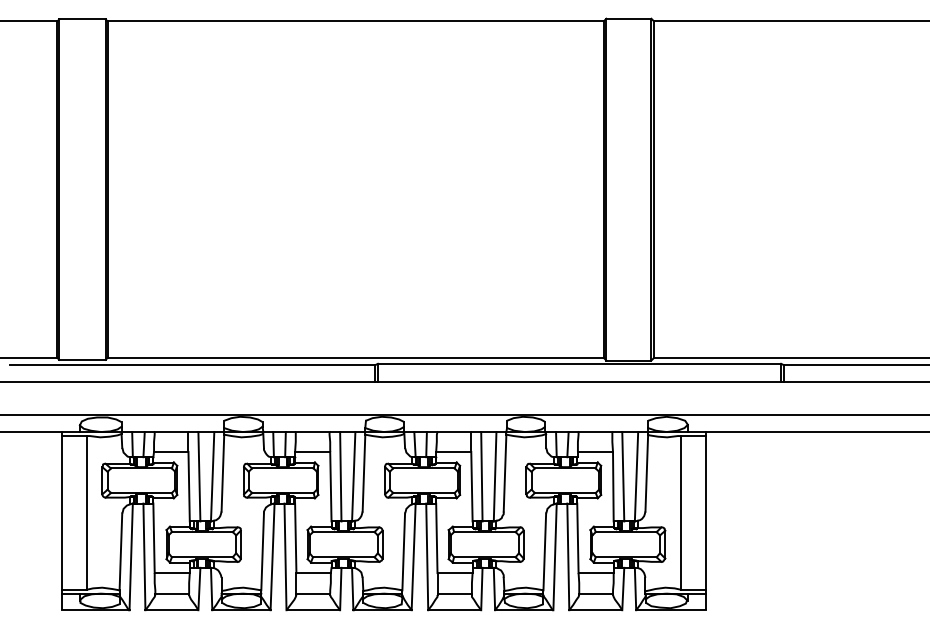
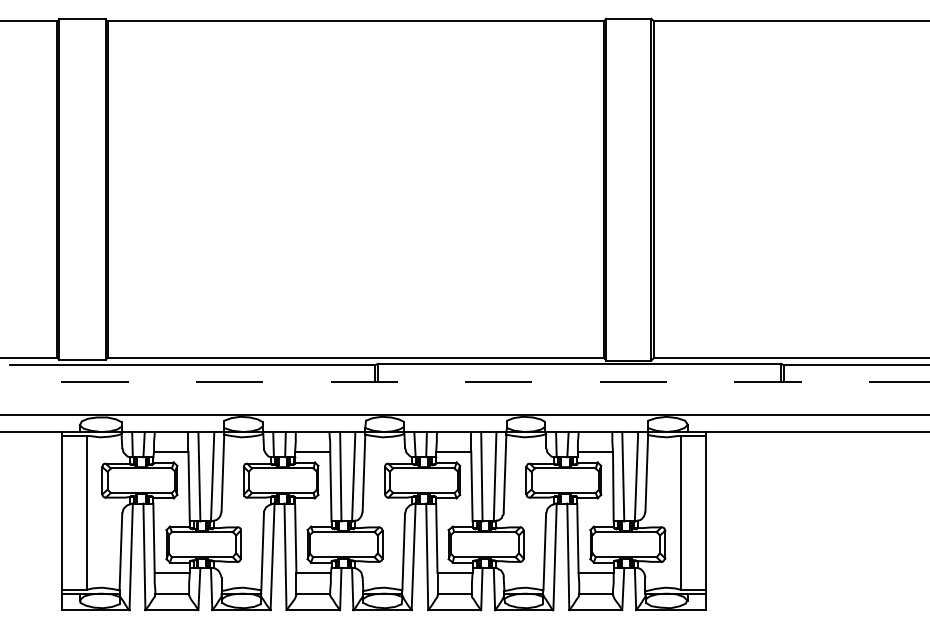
line: solid -> dashed (464, 381)
